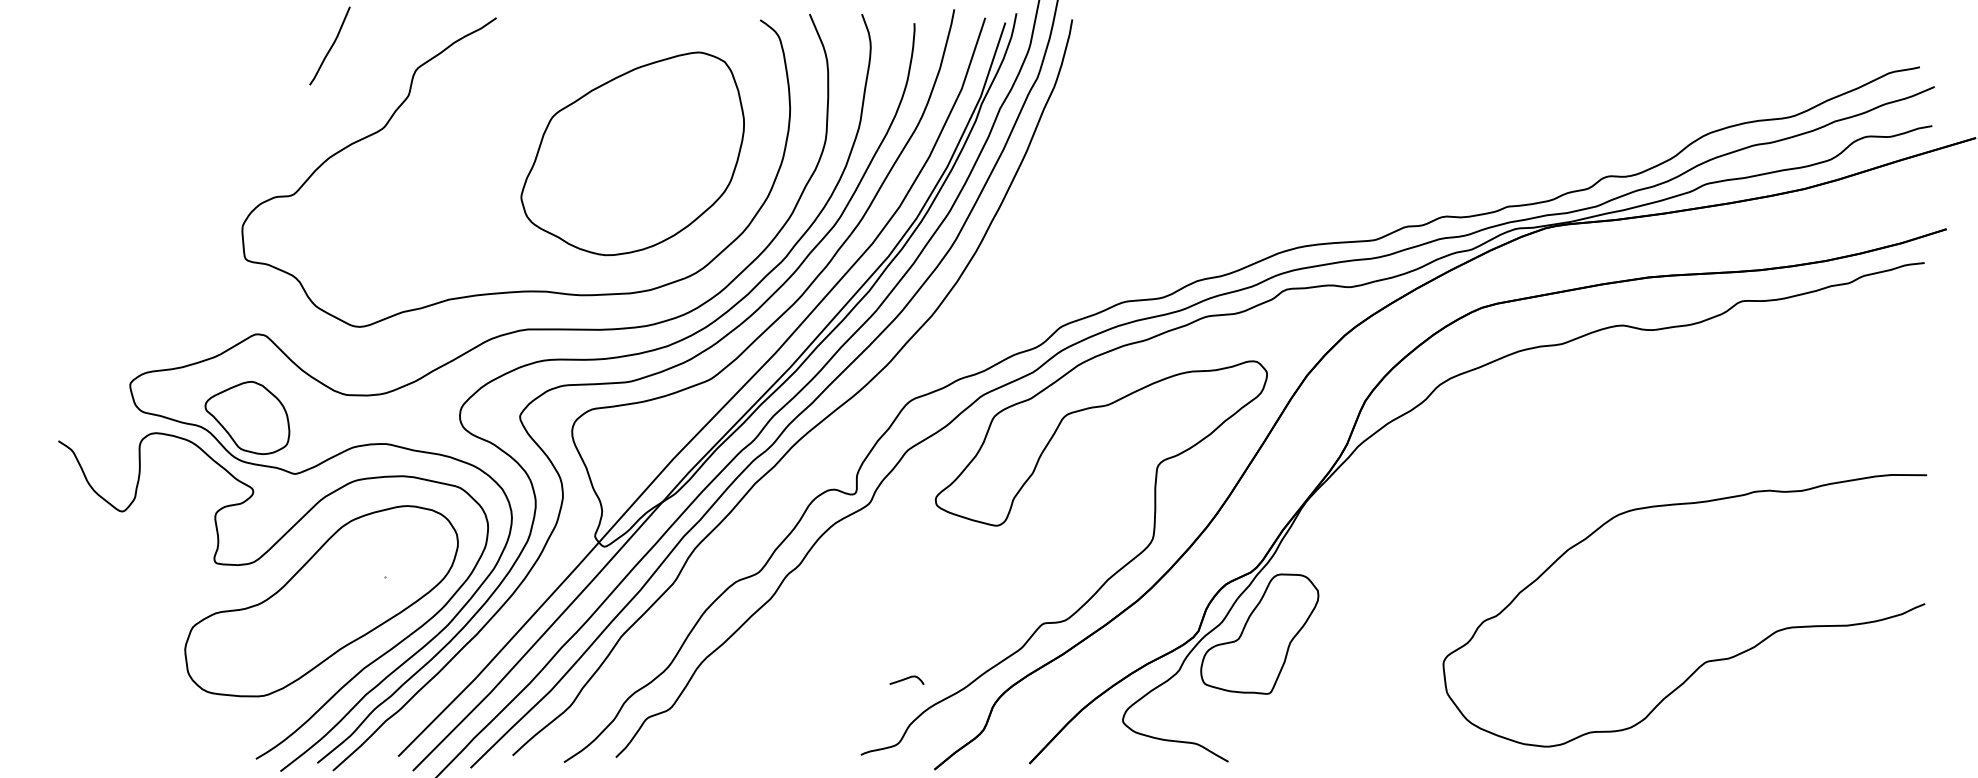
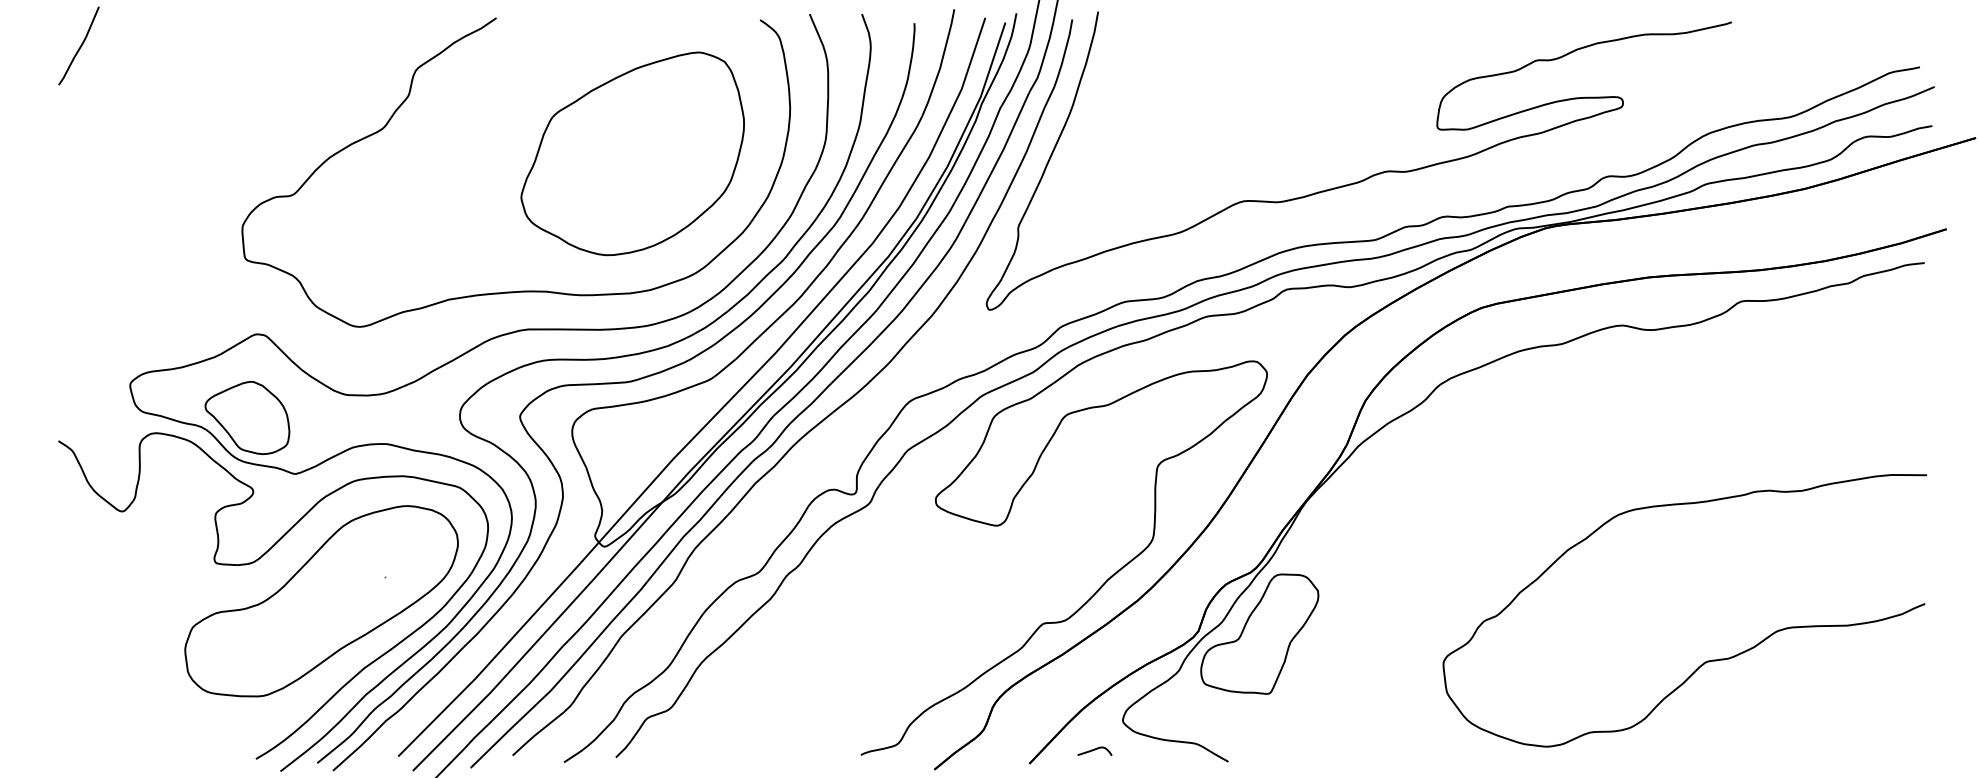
curve position: (330, 46) -> (79, 46) (79, 46)
curve: none -> present (1366, 177)
curve position: (906, 679) -> (1094, 750) (1094, 750)
